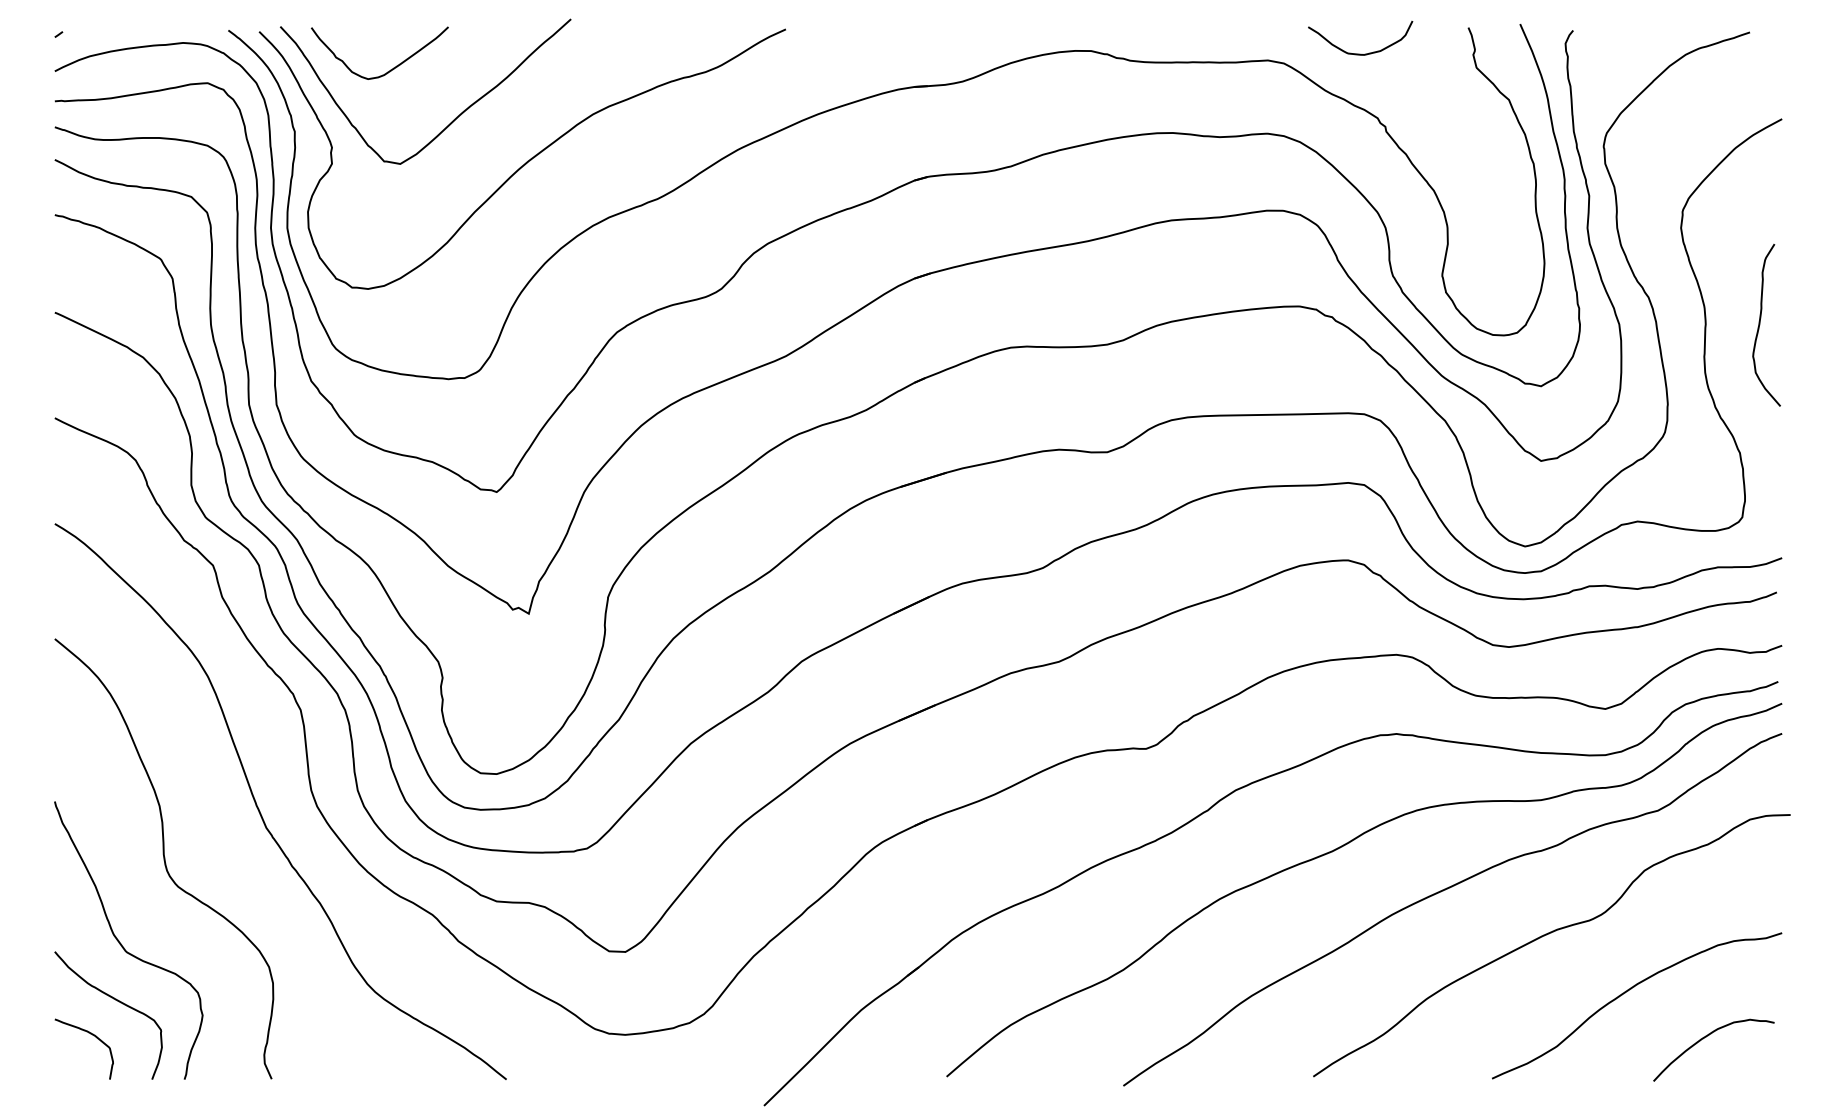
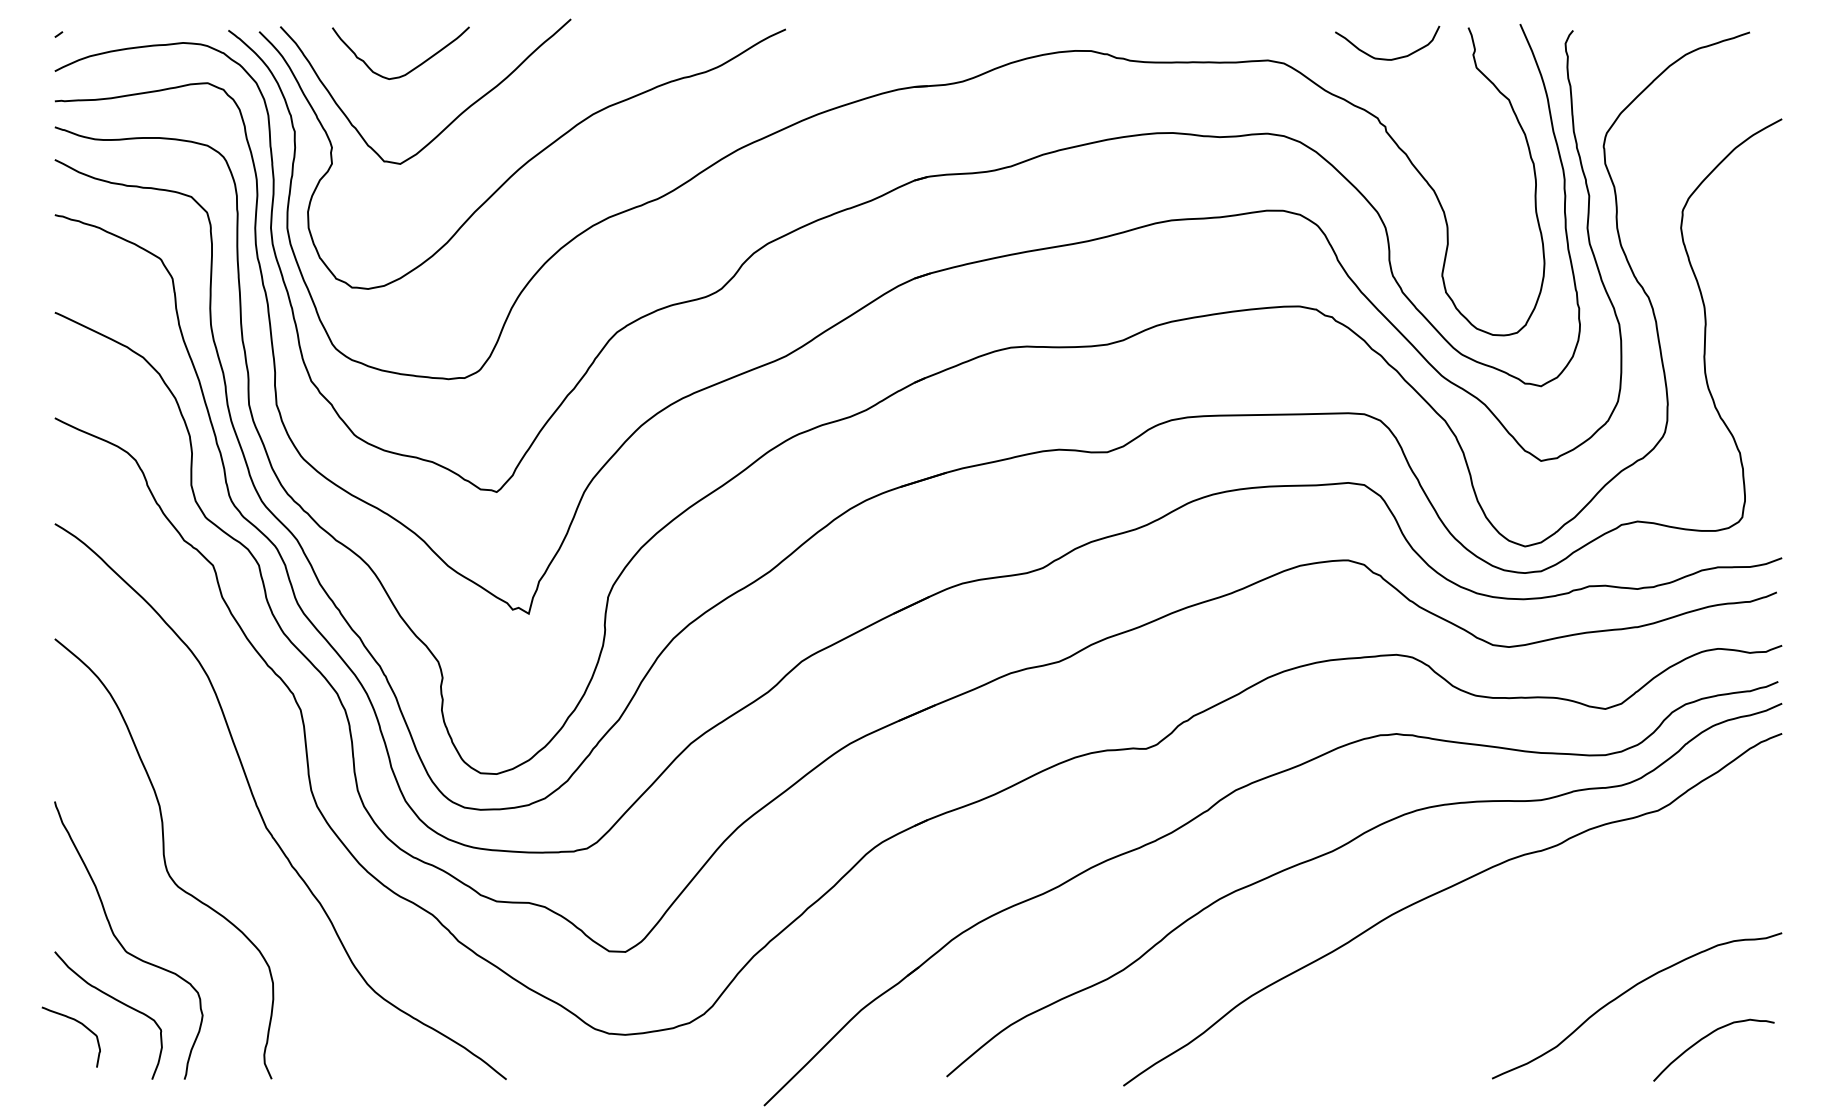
curve position: (1360, 53) -> (1387, 58) (1387, 58)
curve position: (390, 69) -> (411, 69) (411, 69)
curve: present -> none (1760, 324)
curve: present -> none (1549, 934)
curve position: (90, 1034) -> (77, 1022) (77, 1022)
